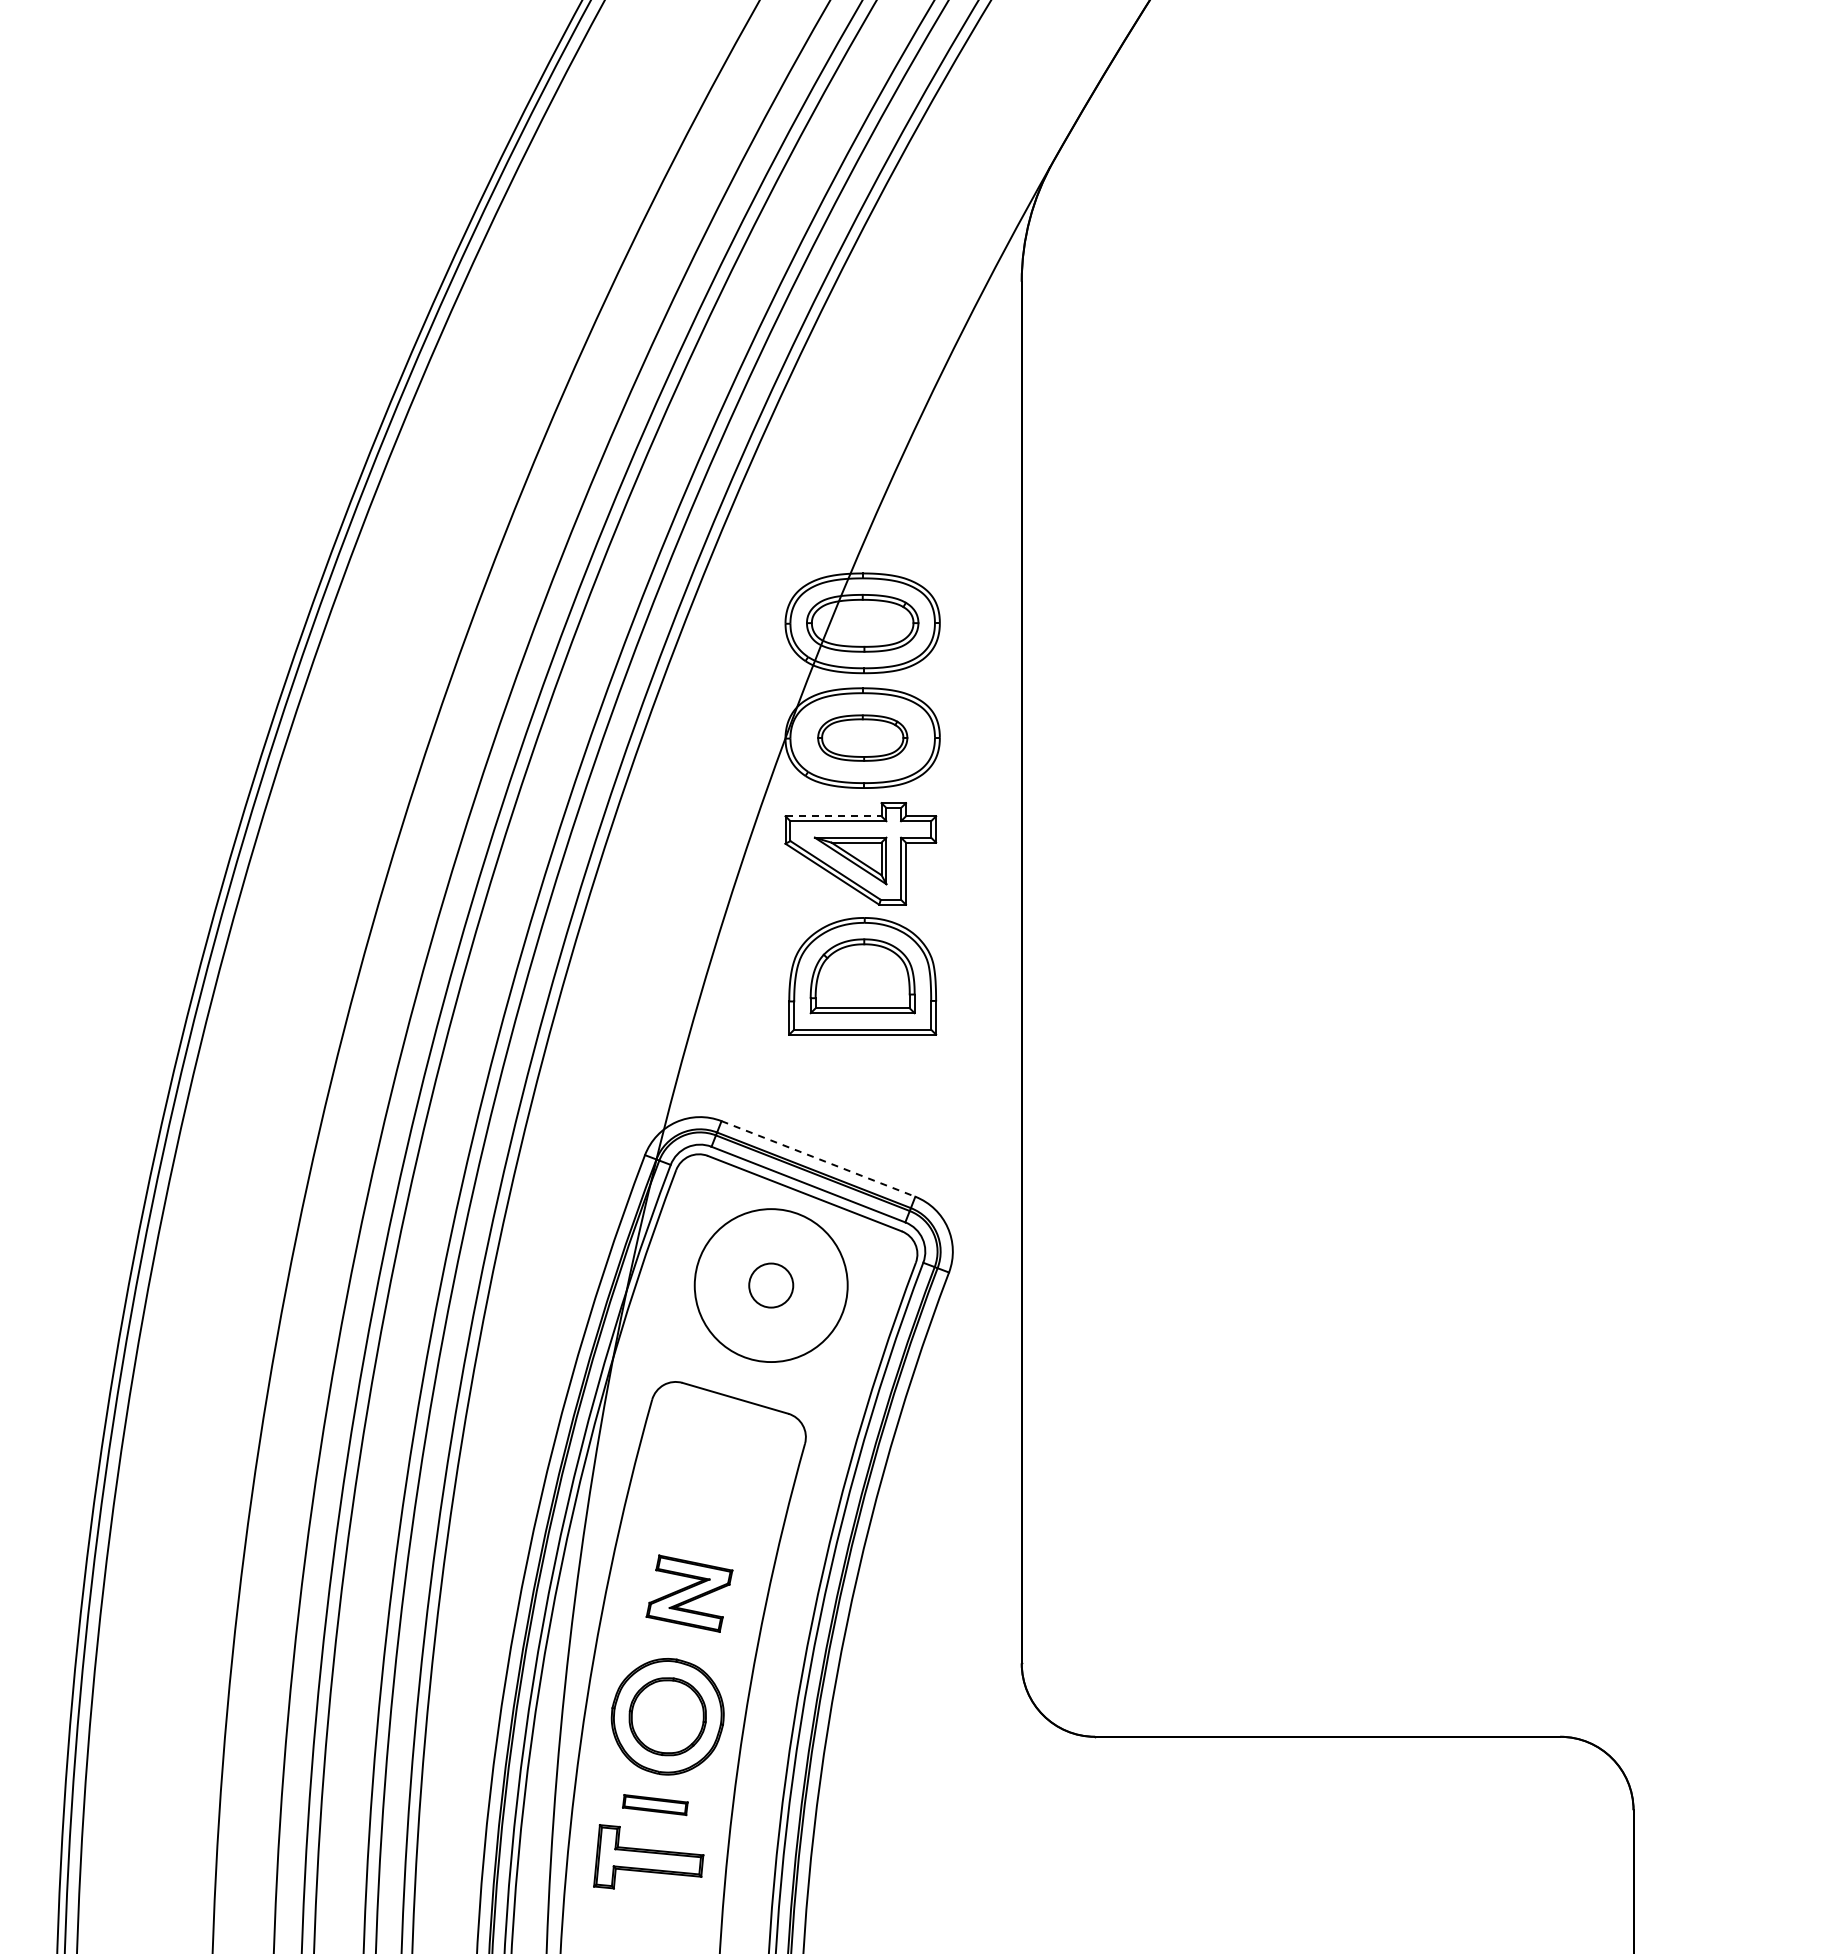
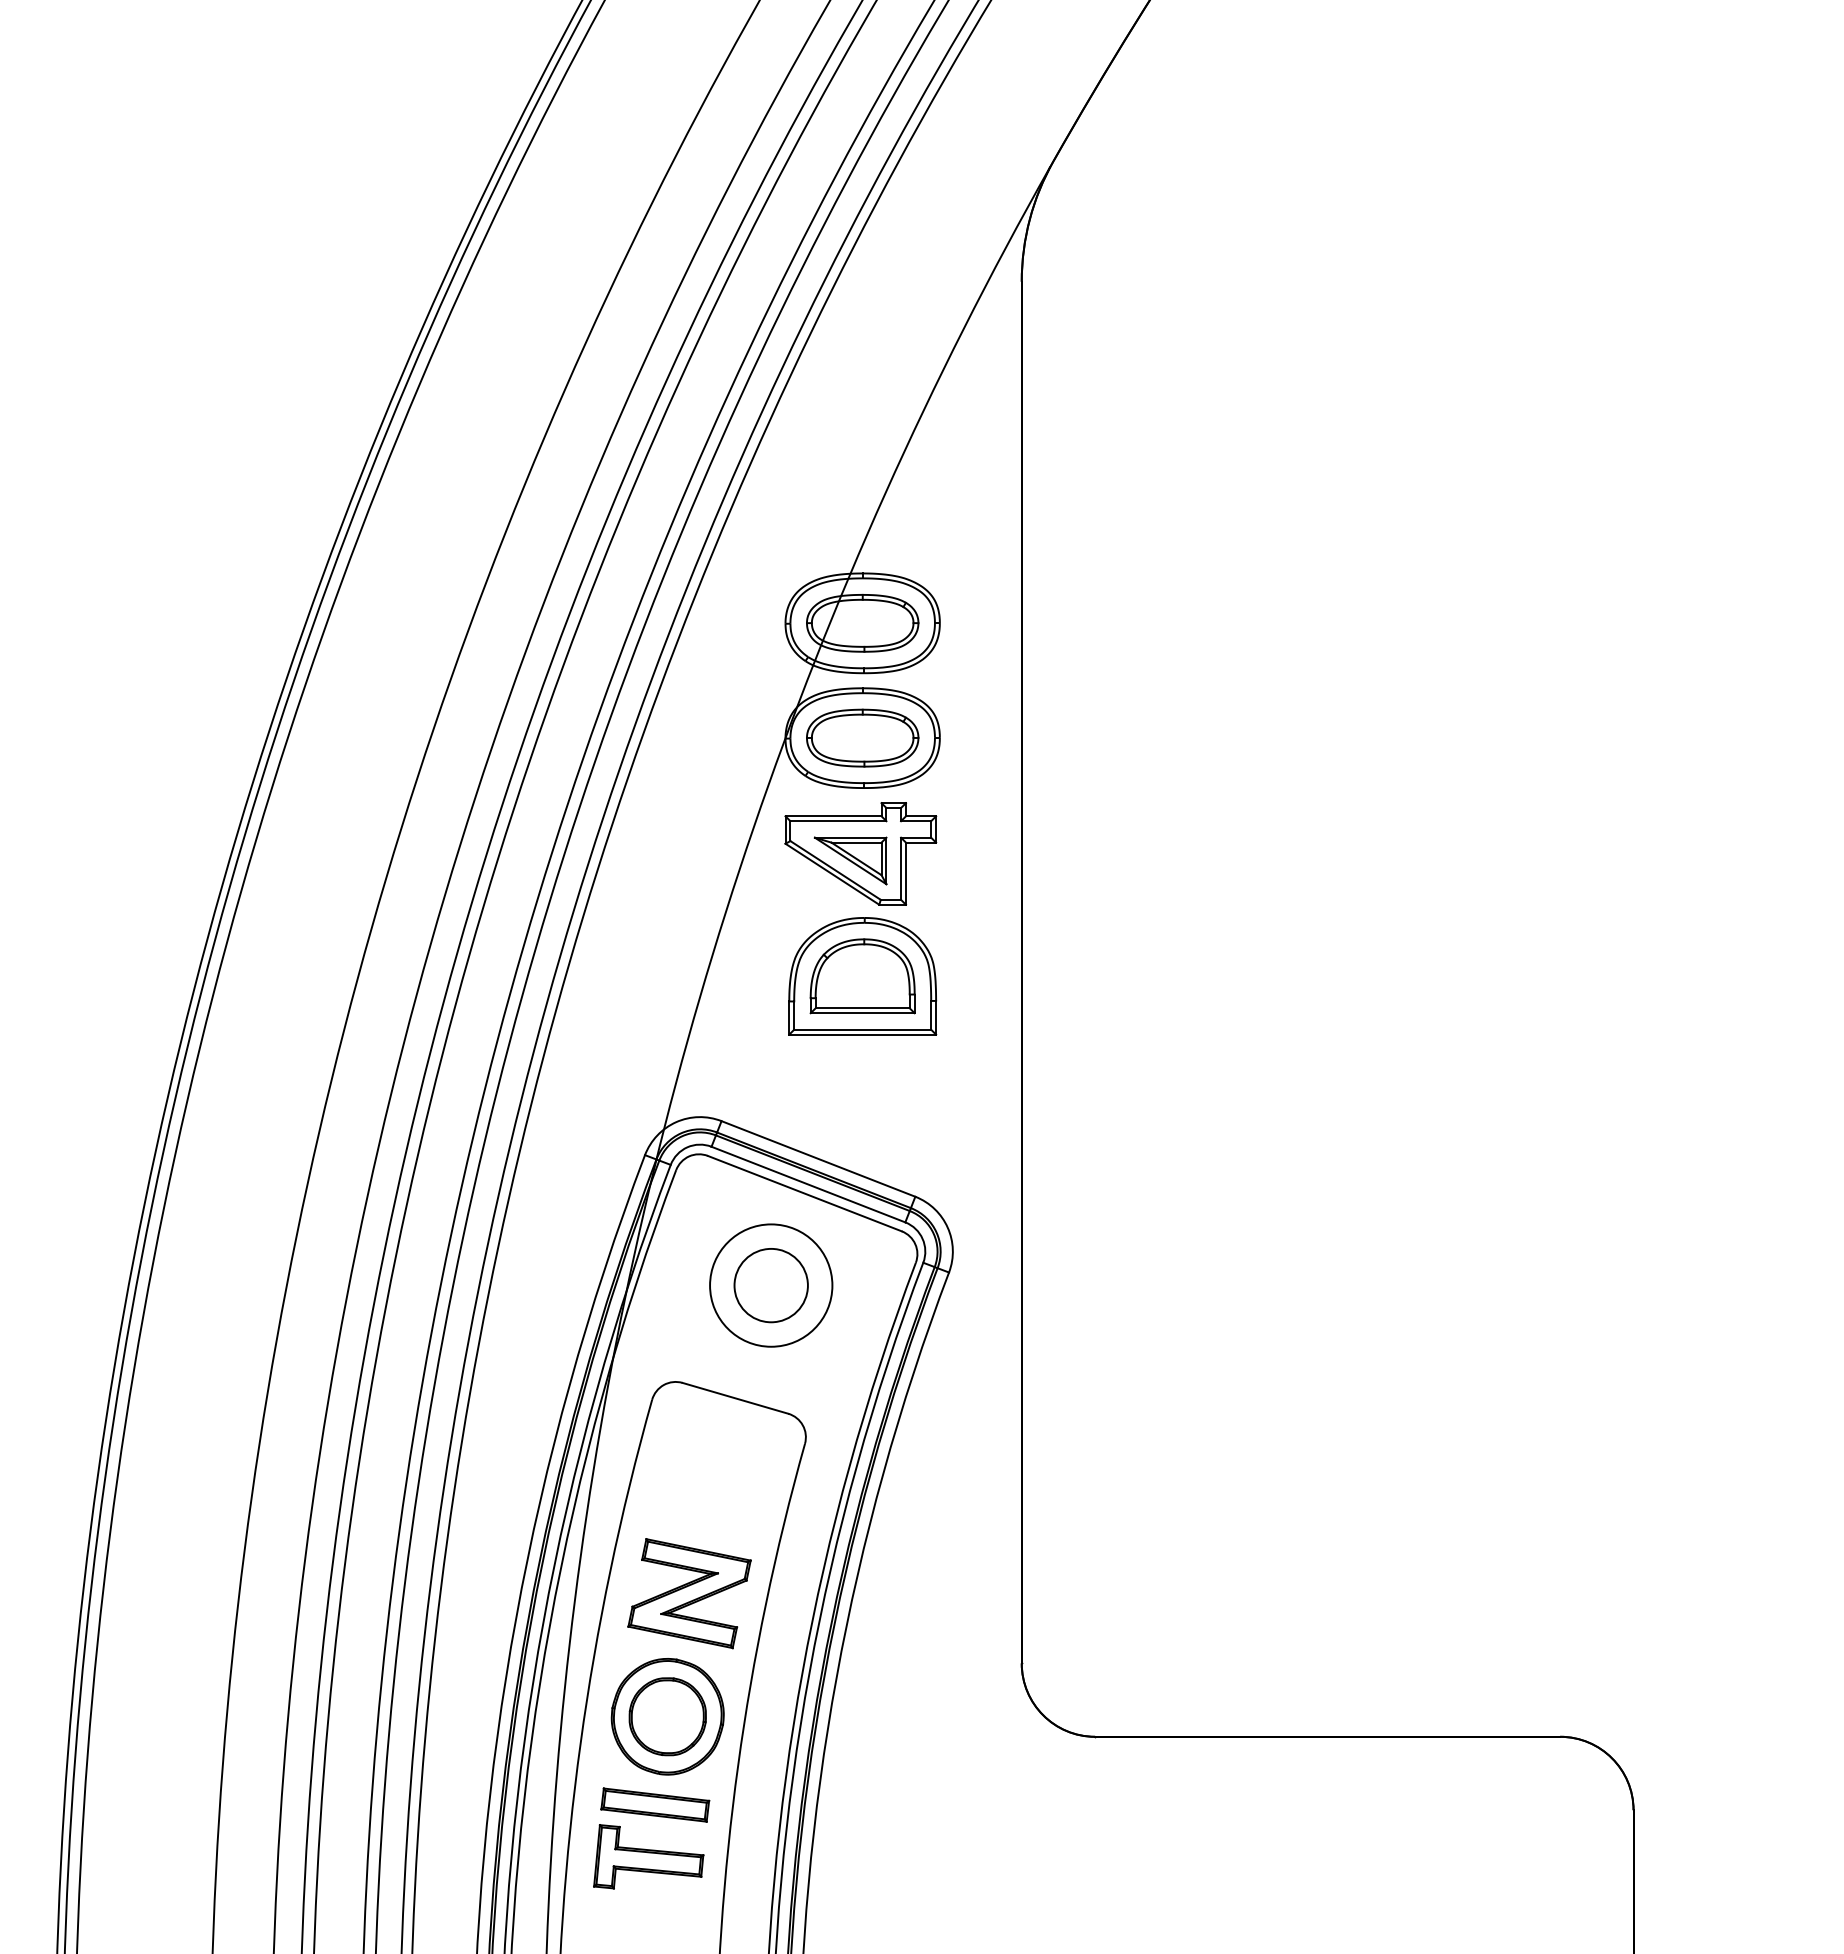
part size: 92x48 px -> 114x60 px (862, 737)
line: dashed -> solid (834, 816)
line: dashed -> solid (818, 1159)
circle diameter: 153 px -> 122 px (771, 1285)
circle diameter: 44 px -> 73 px (770, 1285)
part size: 89x79 px -> 125x112 px (689, 1593)
part size: 67x23 px -> 111x36 px (655, 1804)
